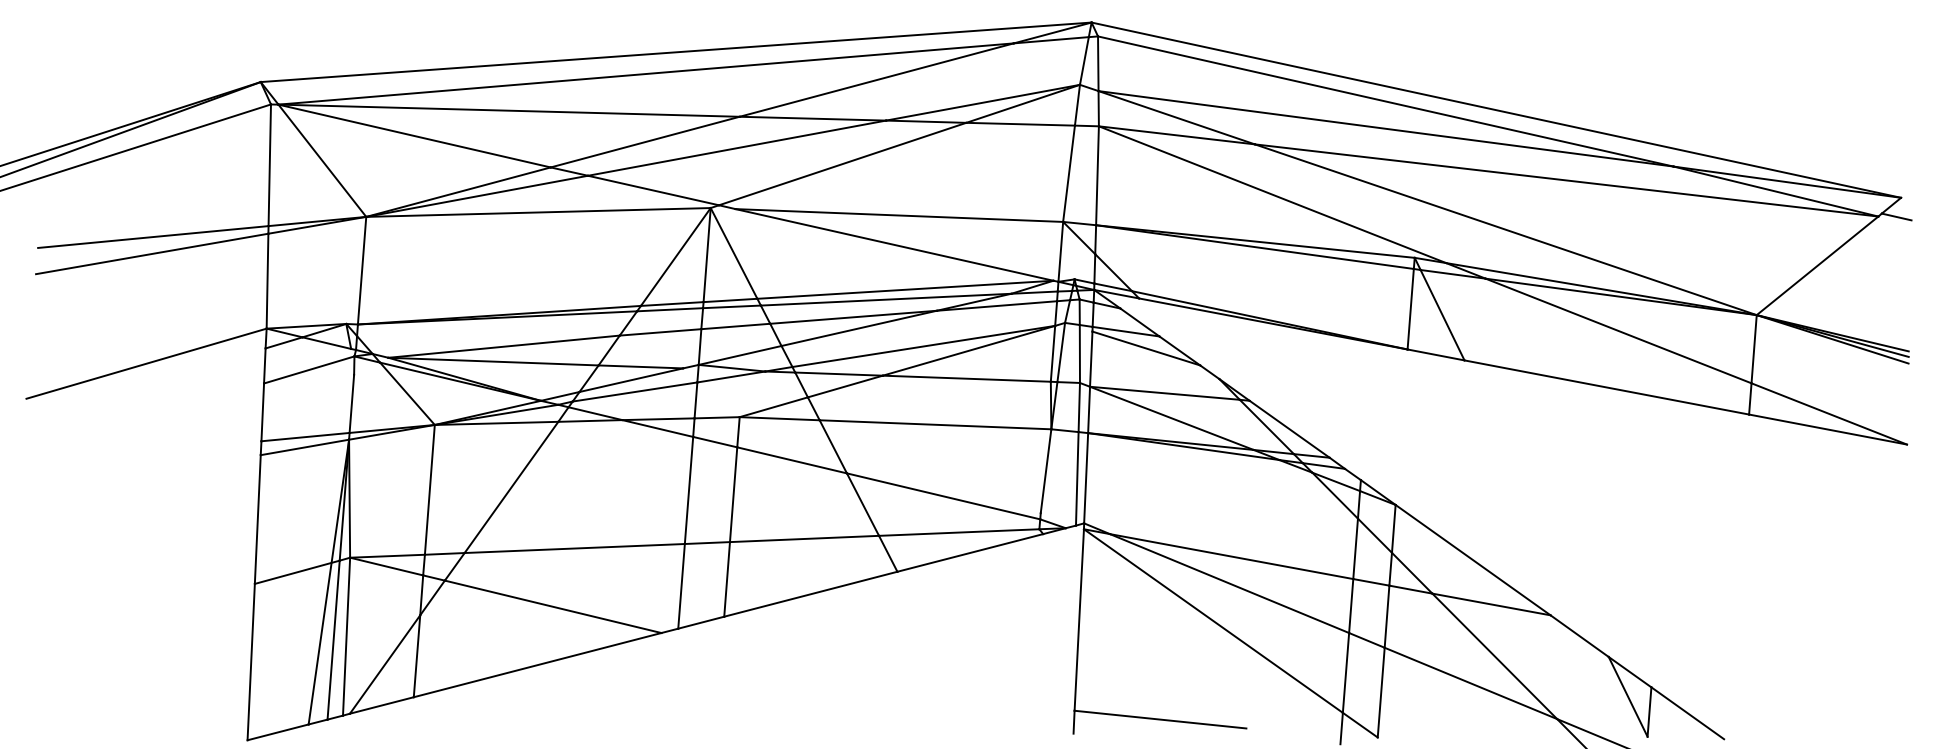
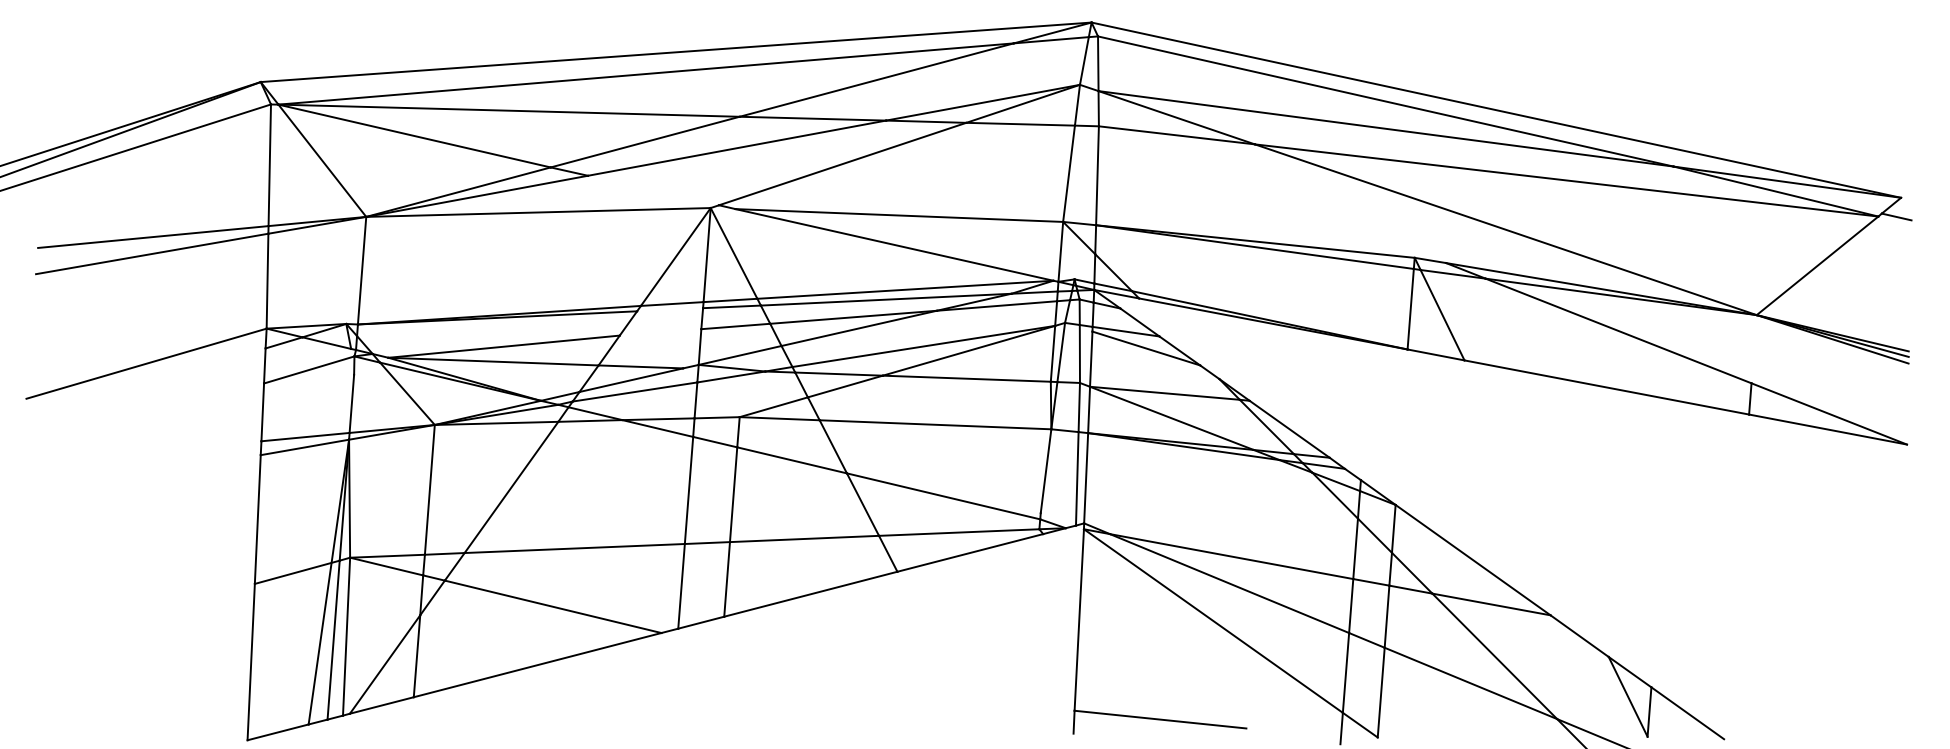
line: present -> none (653, 190)
line: present -> none (1272, 194)
line: present -> none (670, 309)
line: present -> none (660, 332)
line: present -> none (1753, 349)
